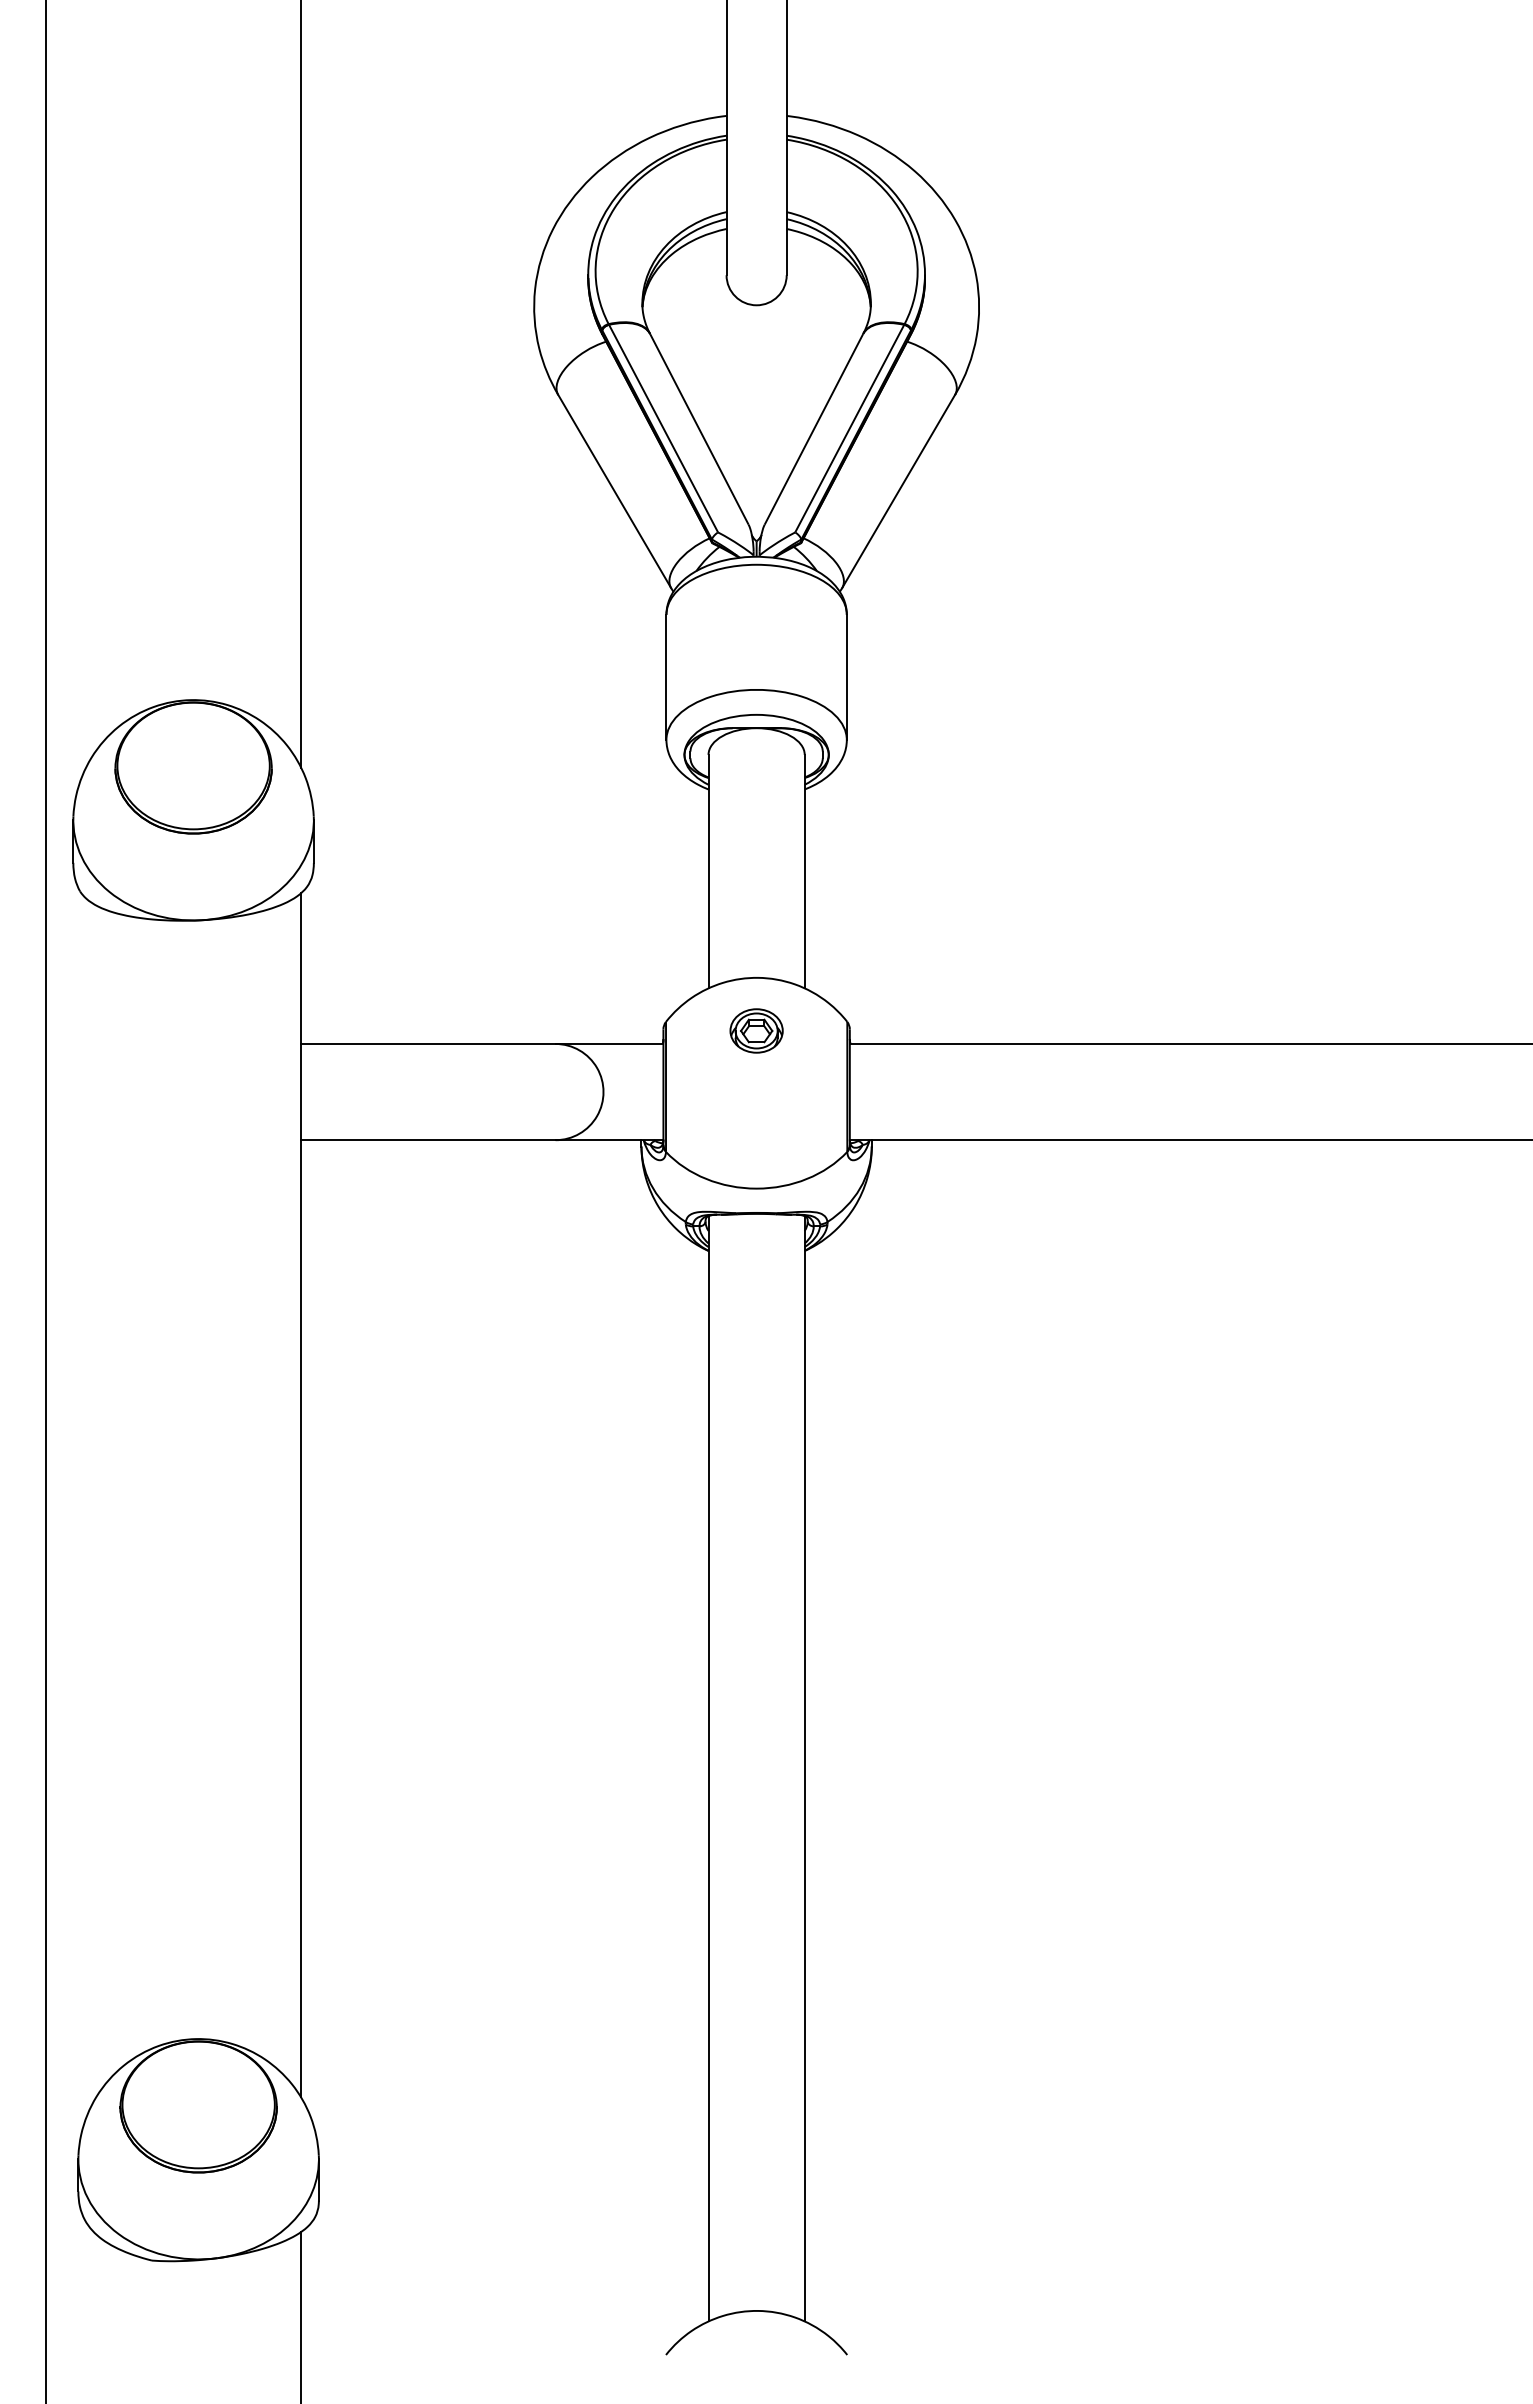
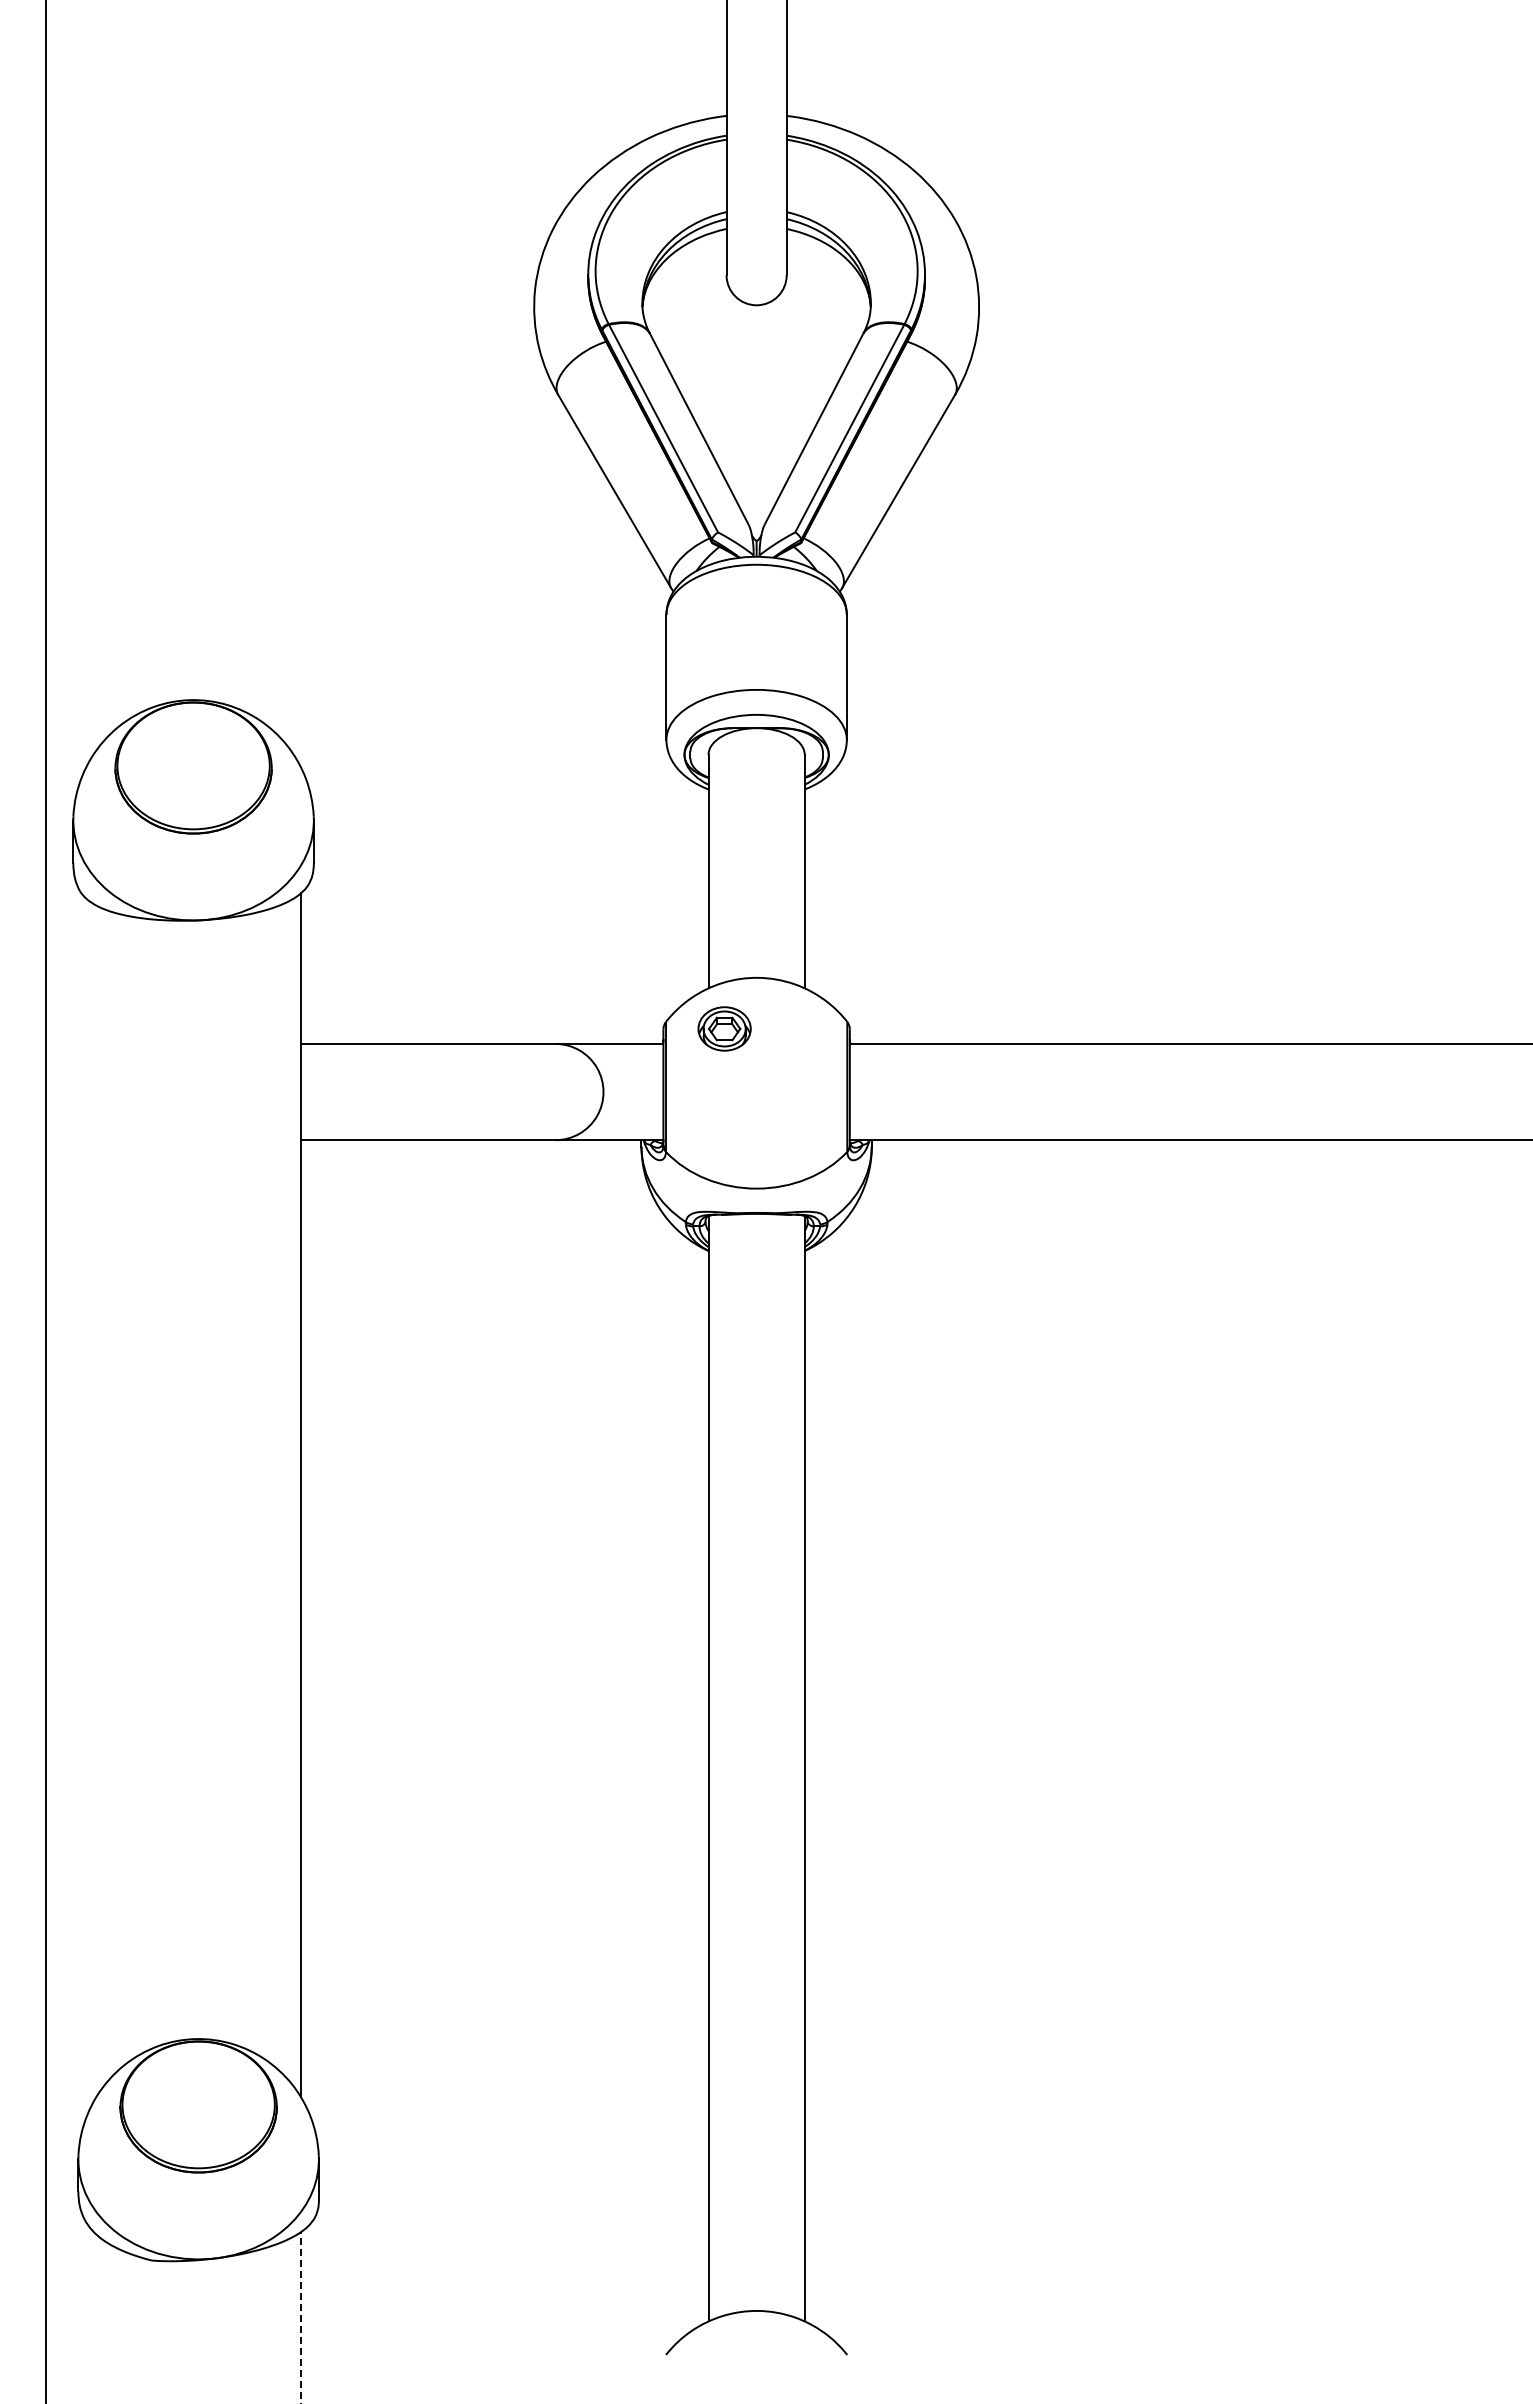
line: present -> none (301, 384)
part position: (756, 1030) -> (724, 1028) (724, 1028)
line: solid -> dashed (301, 2317)
